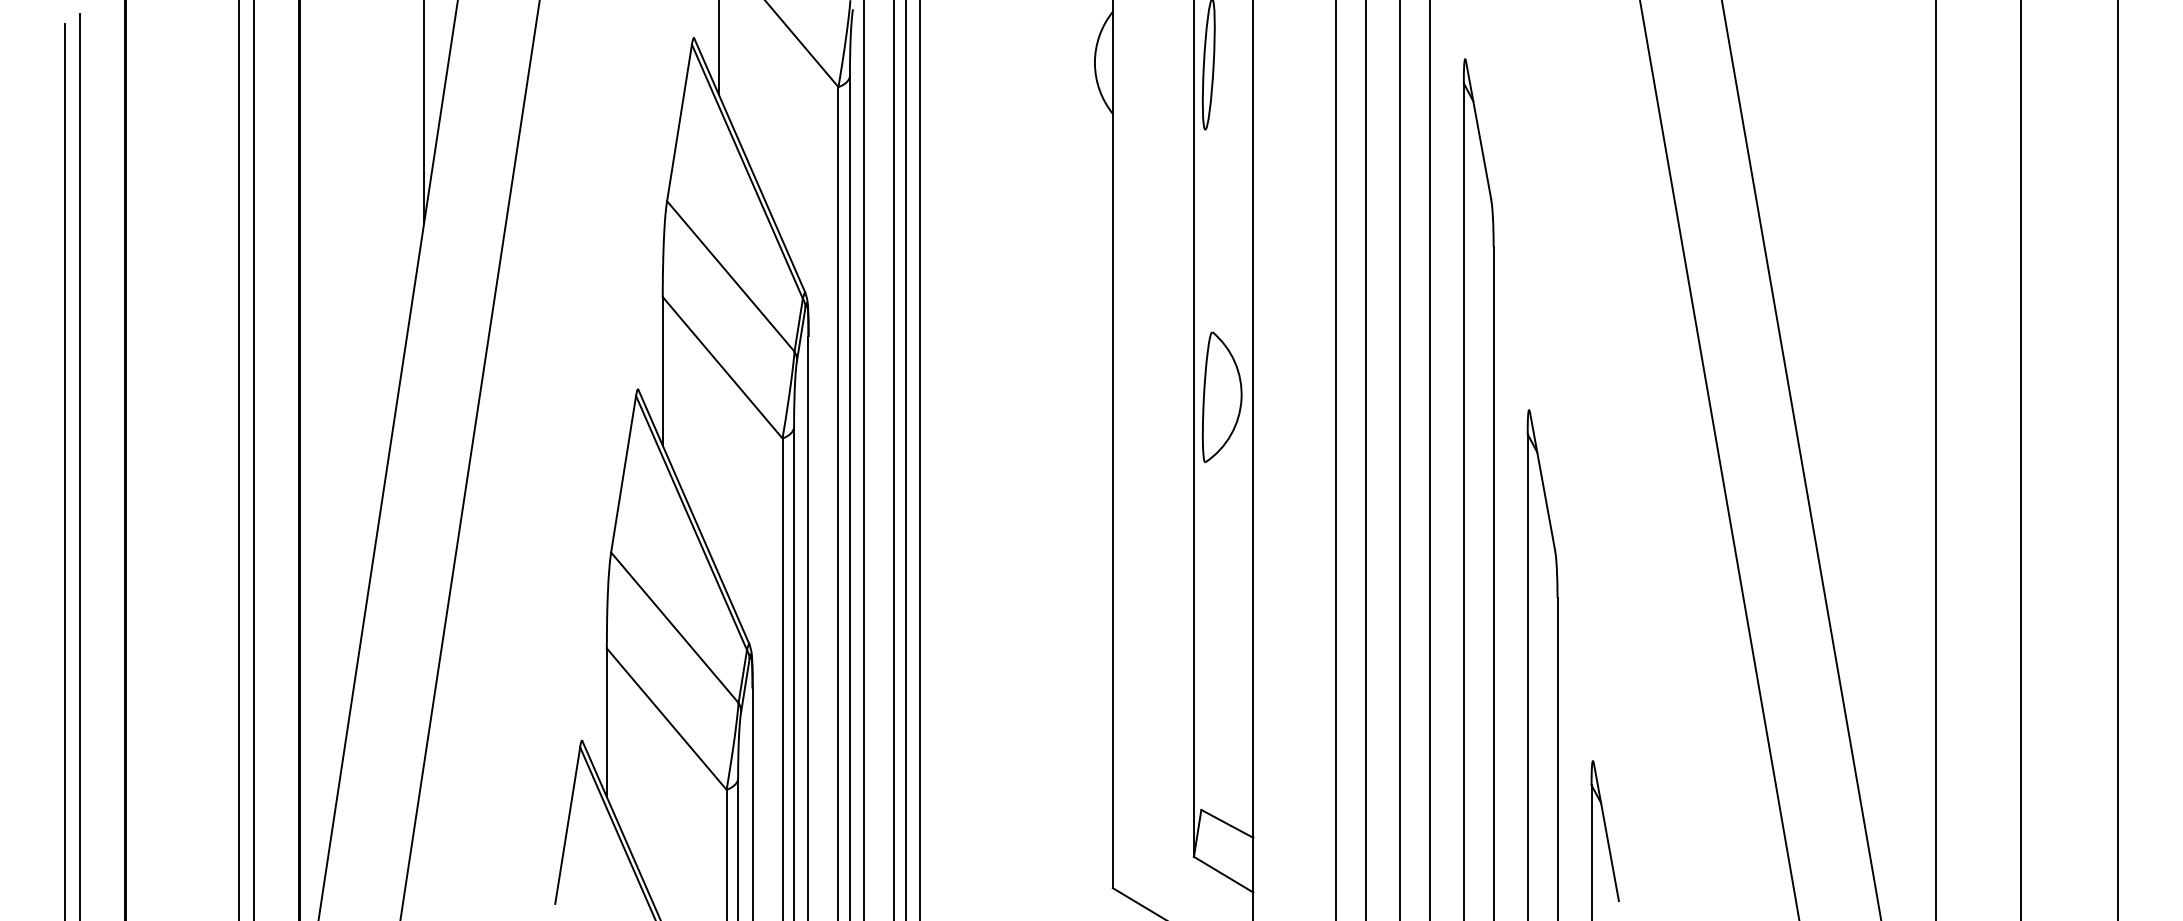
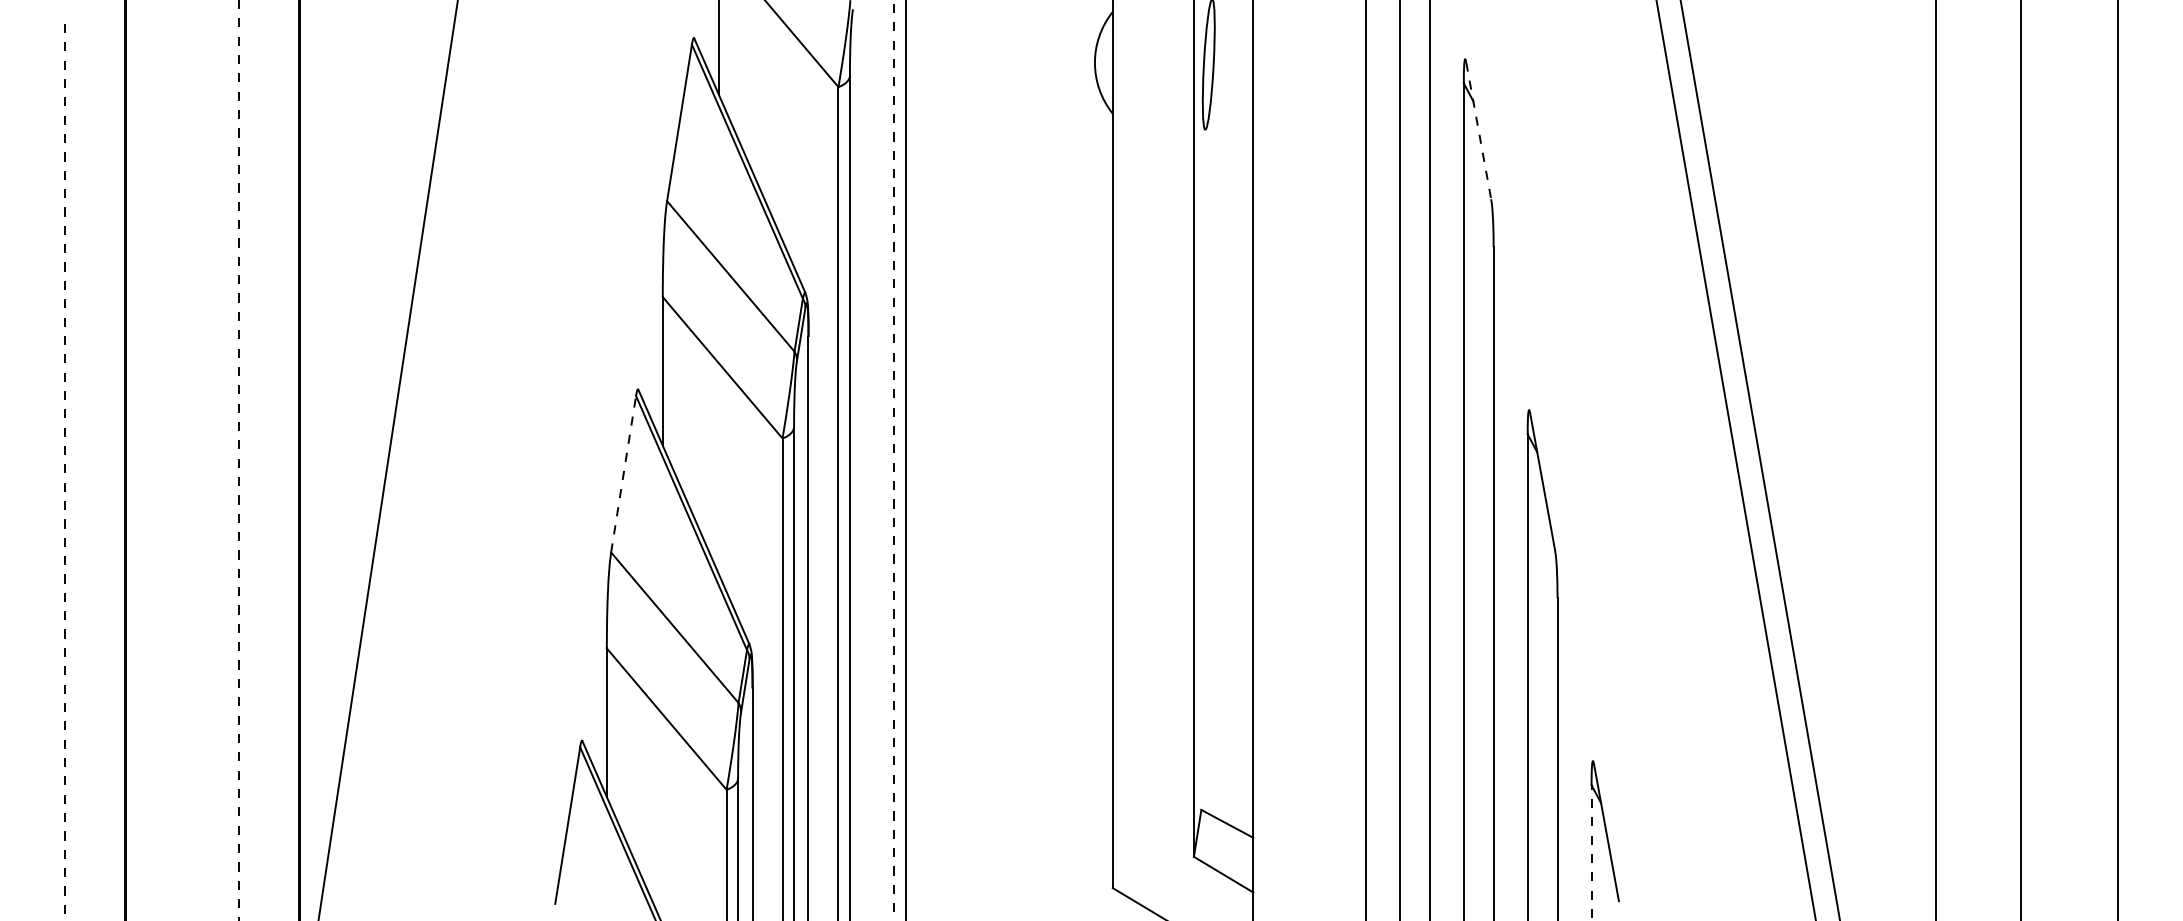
line: present -> none (424, 112)
line: solid -> dashed (1478, 131)
part: present -> none (1222, 397)
line: present -> none (253, 459)
line: present -> none (469, 459)
line: present -> none (864, 459)
line: present -> none (920, 459)
line: present -> none (1336, 459)
line position: (1719, 459) -> (1735, 459) (1735, 459)
line position: (1801, 459) -> (1760, 459) (1760, 459)
line: solid -> dashed (239, 460)
line: solid -> dashed (894, 460)
line: present -> none (80, 465)
line: solid -> dashed (65, 471)
line: solid -> dashed (623, 473)
line: solid -> dashed (1591, 852)
